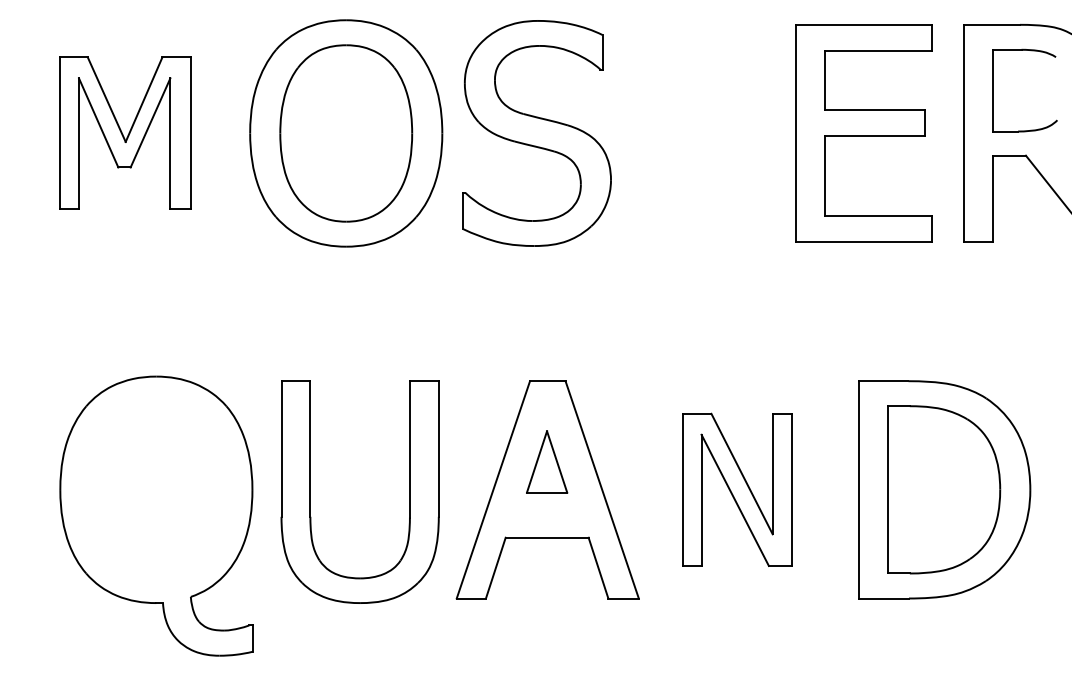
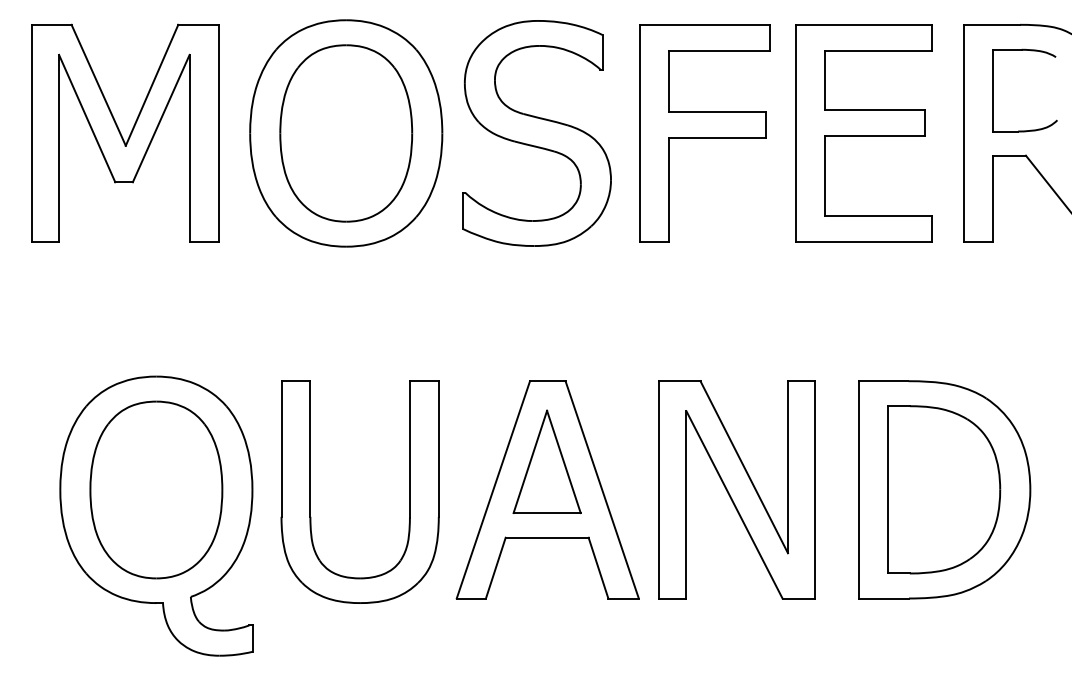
part size: 133x154 px -> 189x220 px (125, 132)
part: none -> present (704, 133)
part size: 43x64 px -> 70x106 px (546, 461)
part: none -> present (156, 489)
part size: 111x155 px -> 158x220 px (736, 489)
